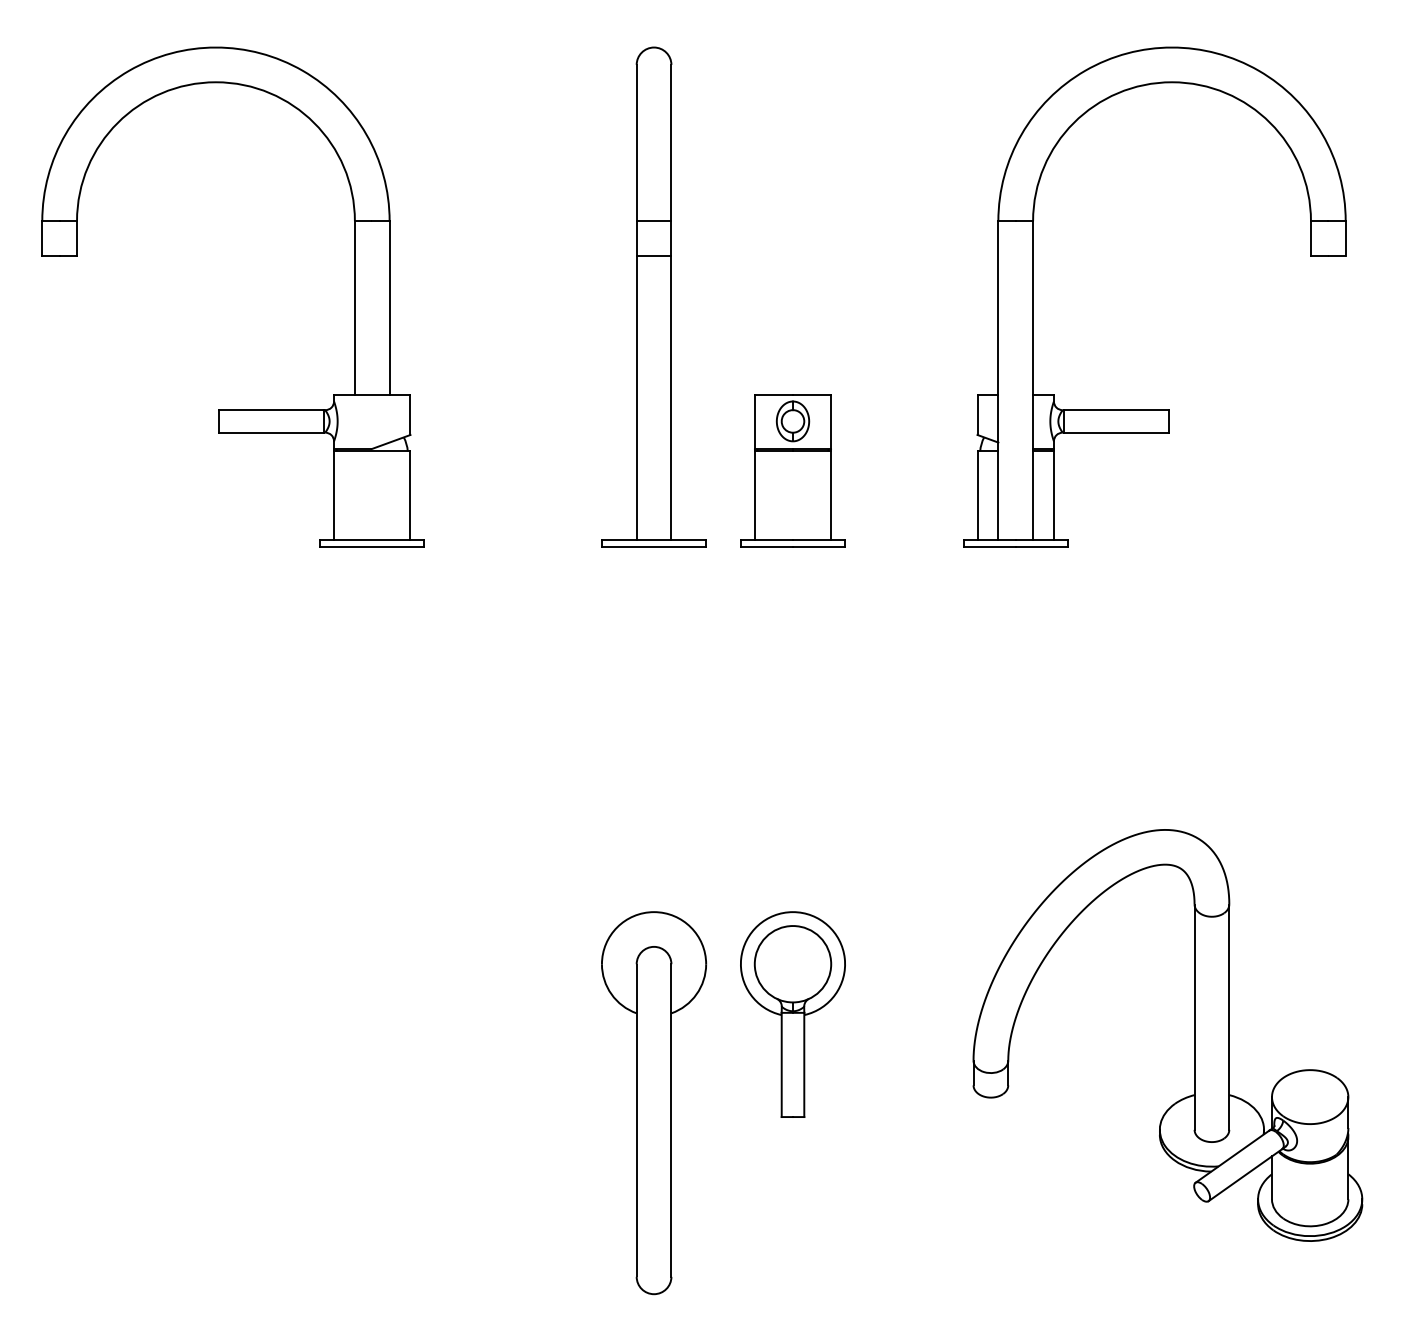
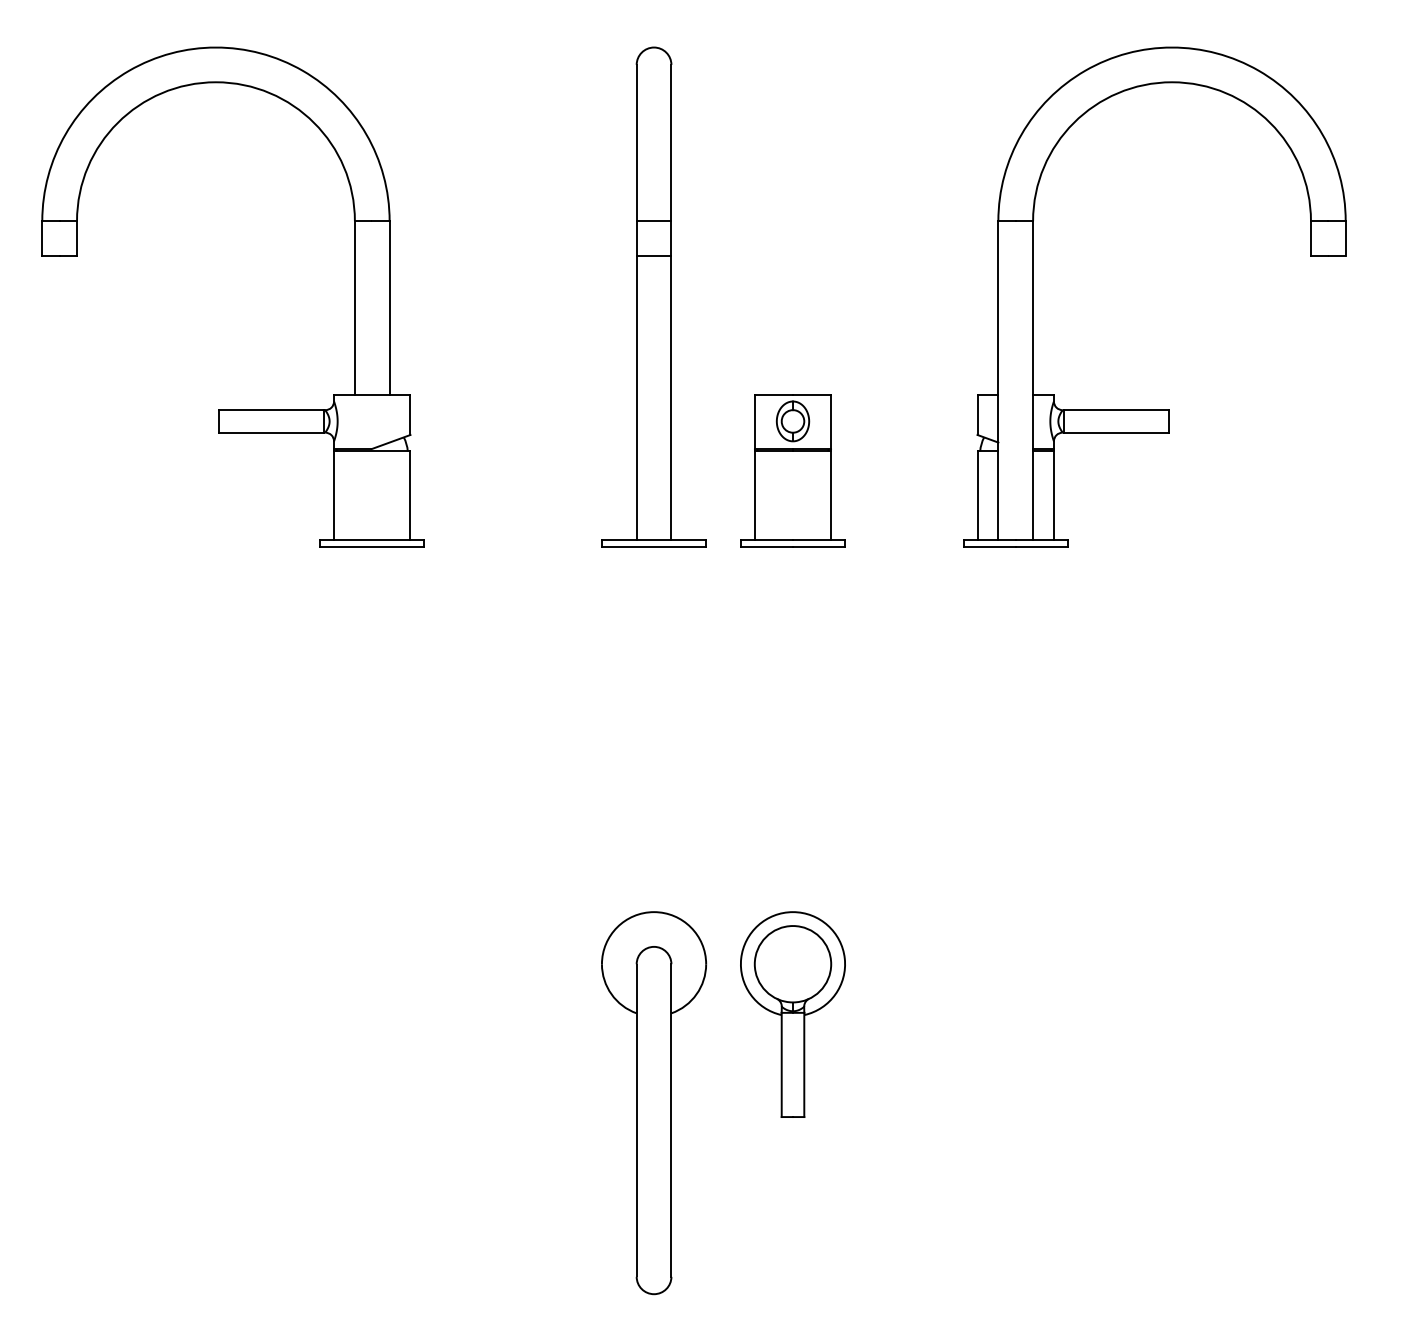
part: present -> none (1194, 1035)
